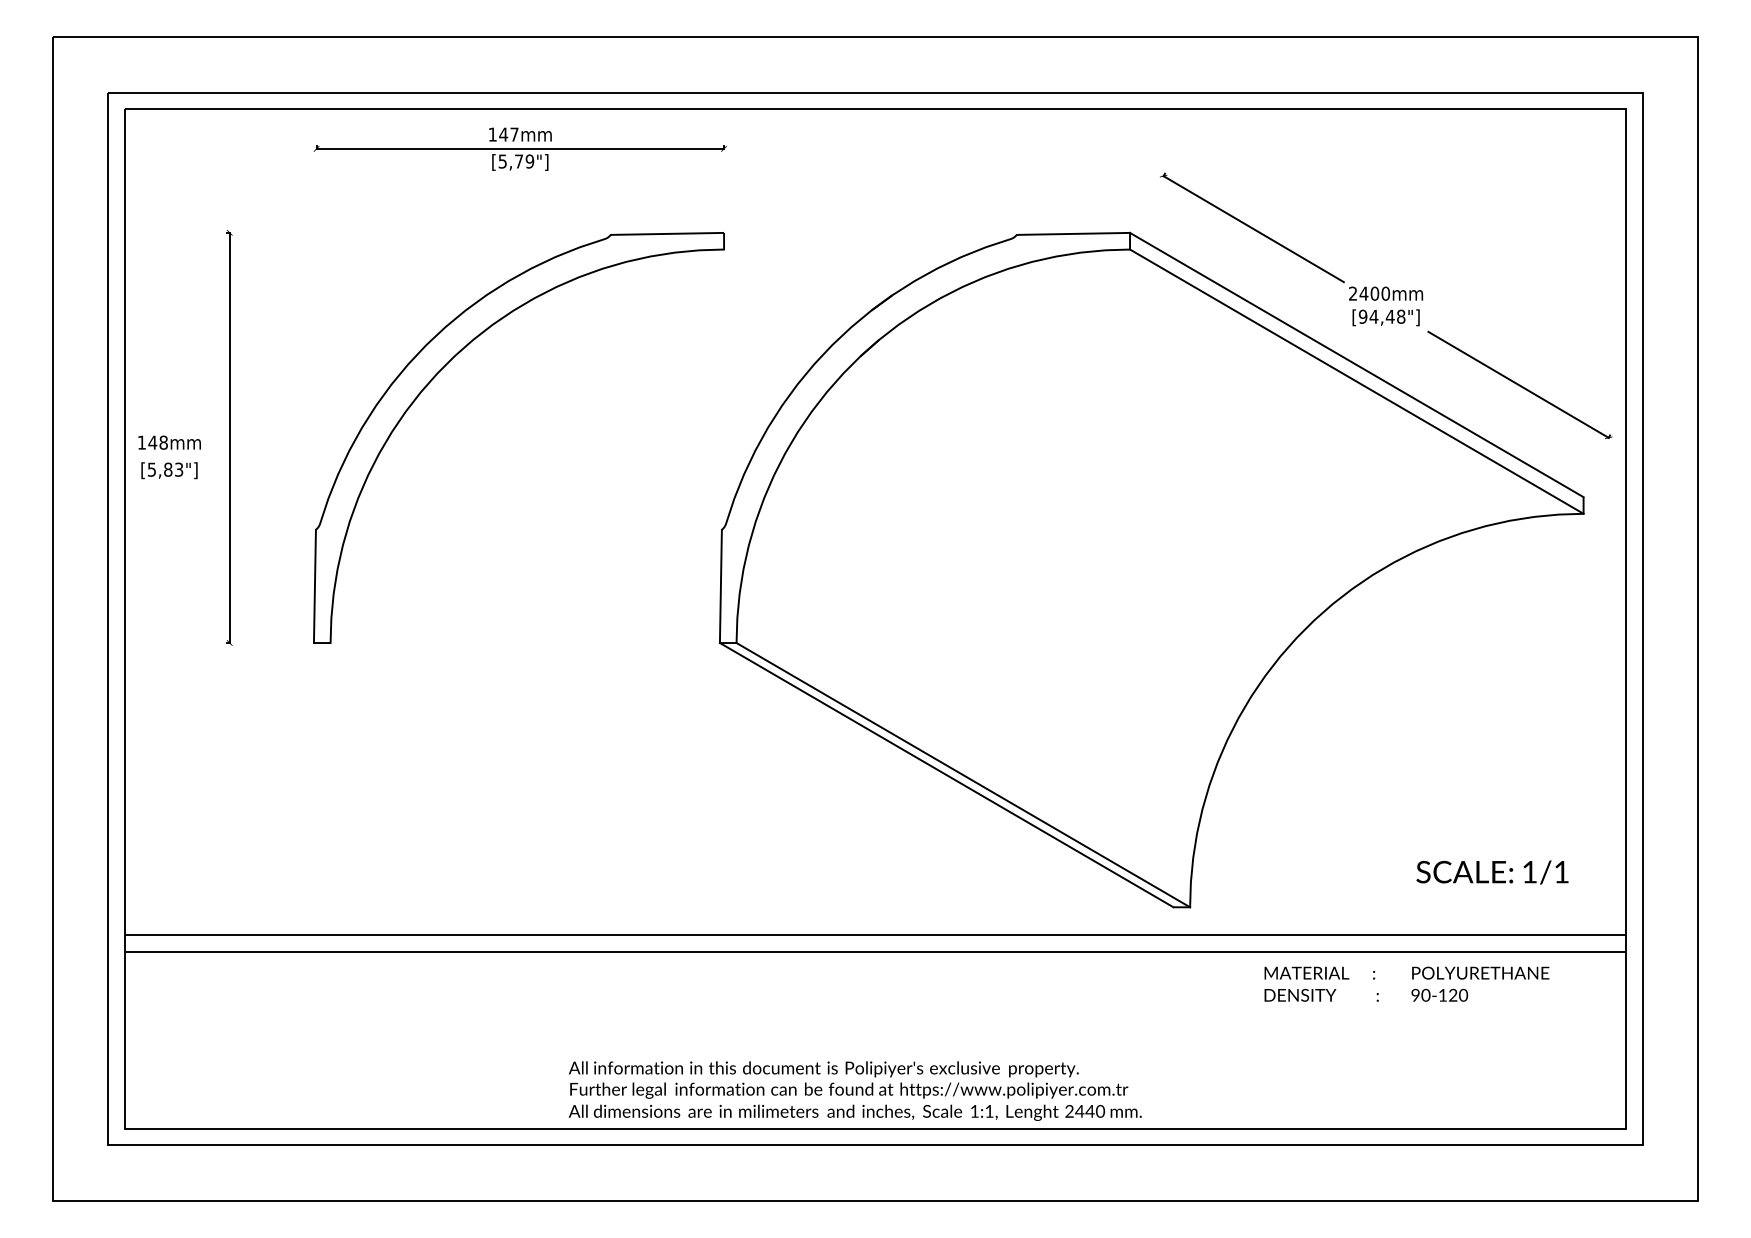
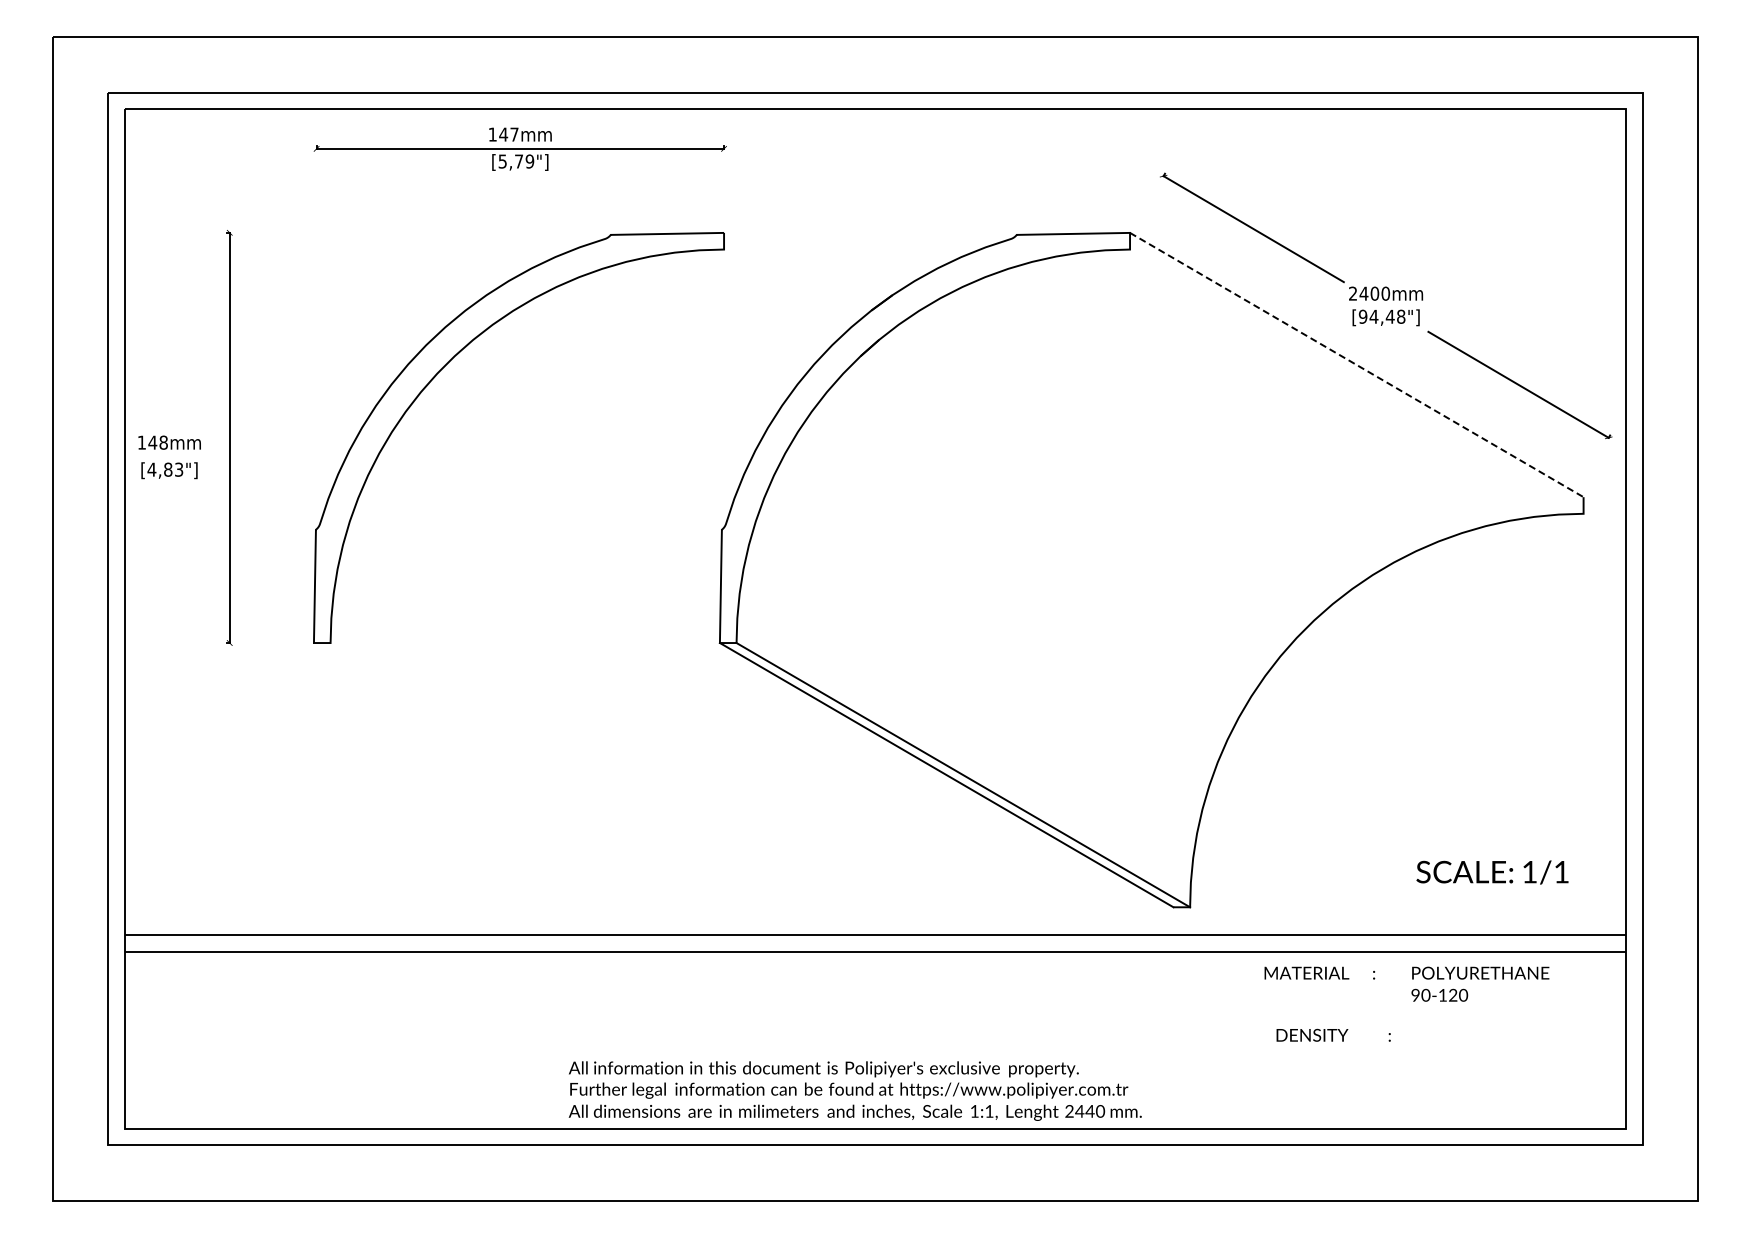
line: solid -> dashed (1357, 365)
line: present -> none (1356, 381)
text: [5,83"] -> [4,83"] (151, 469)
text position: (1321, 994) -> (1333, 1034) (1333, 1034)
